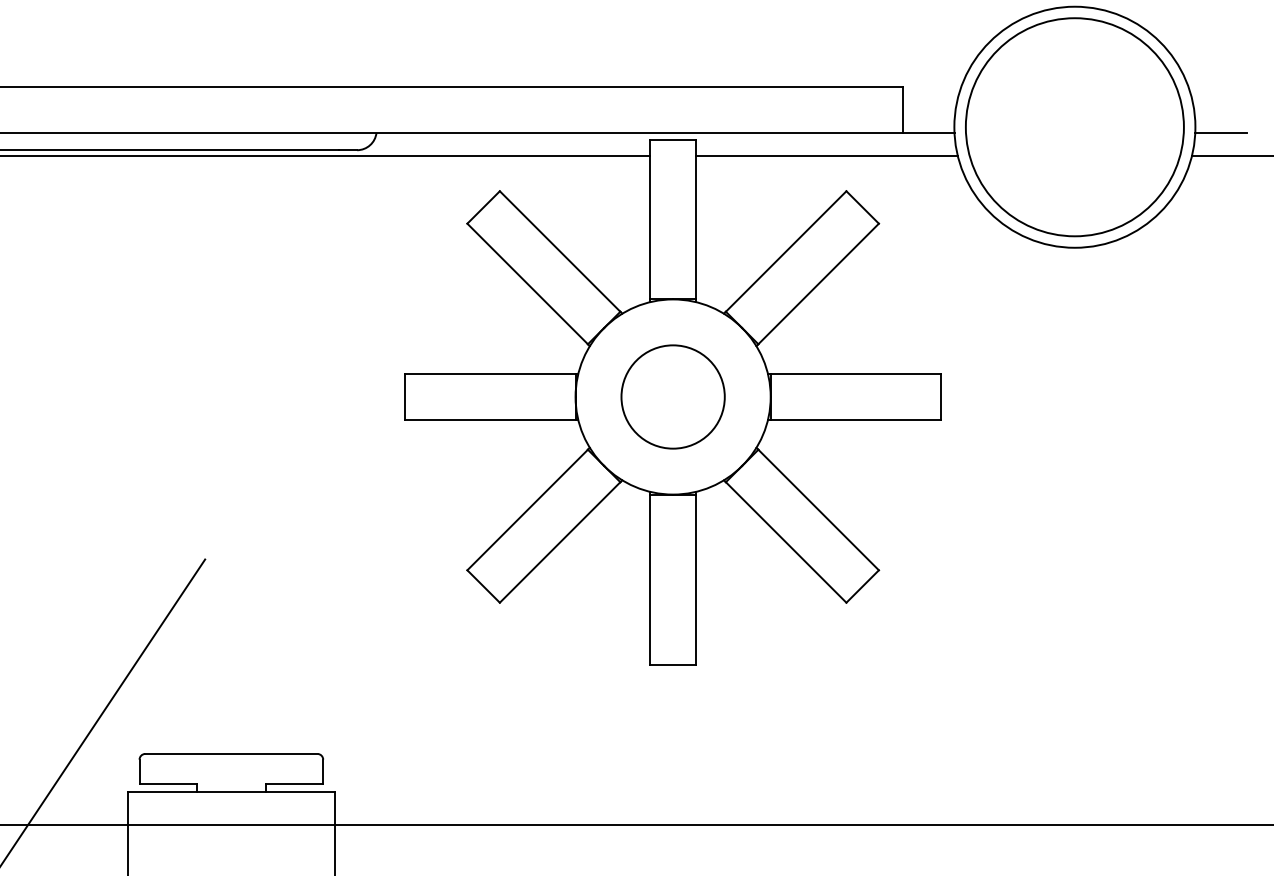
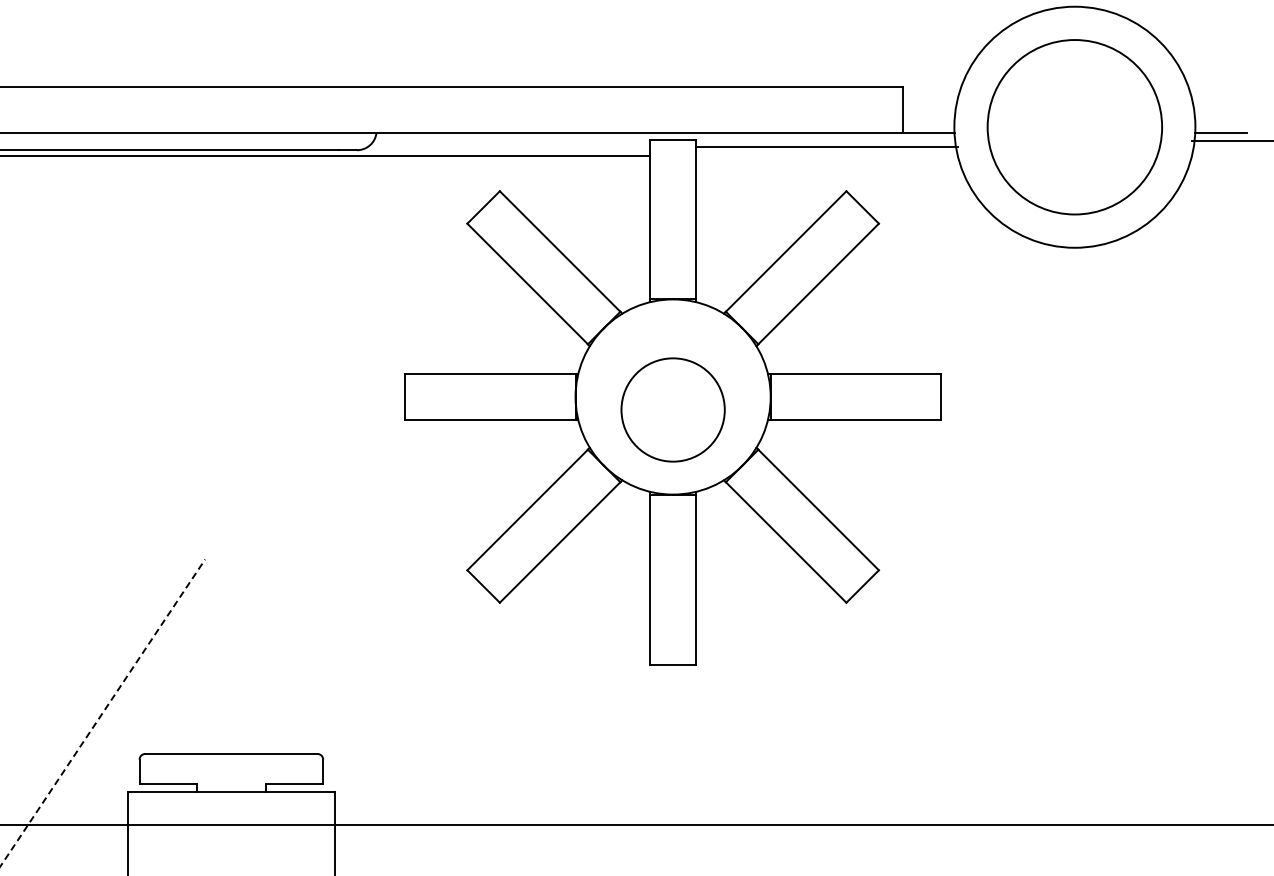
circle diameter: 218 px -> 174 px (1074, 127)
line position: (826, 155) -> (826, 146) (826, 146)
line position: (1230, 155) -> (1230, 140) (1230, 140)
circle position: (672, 396) -> (672, 409) (672, 409)
line: solid -> dashed (103, 712)
